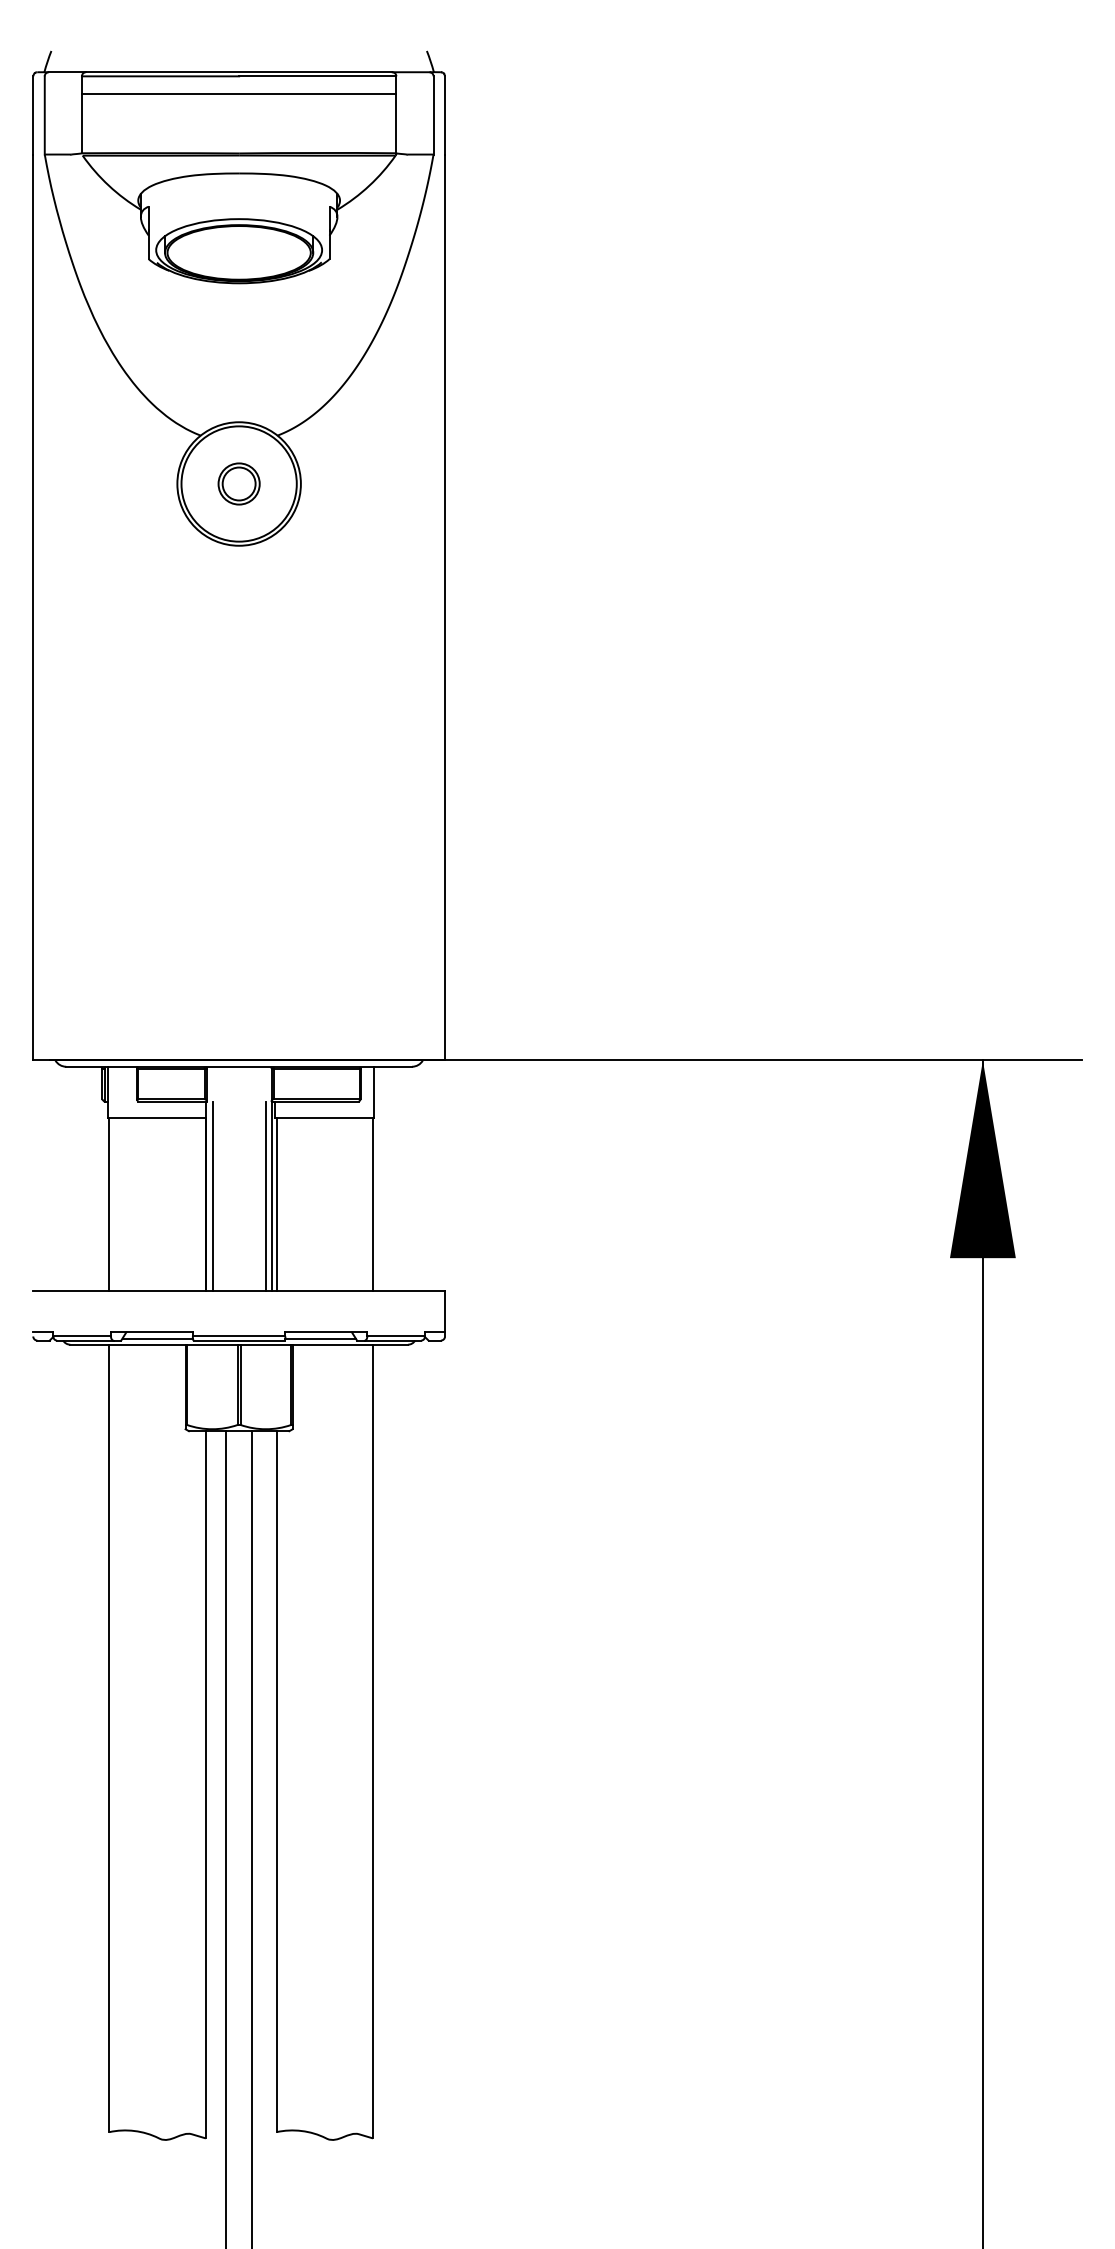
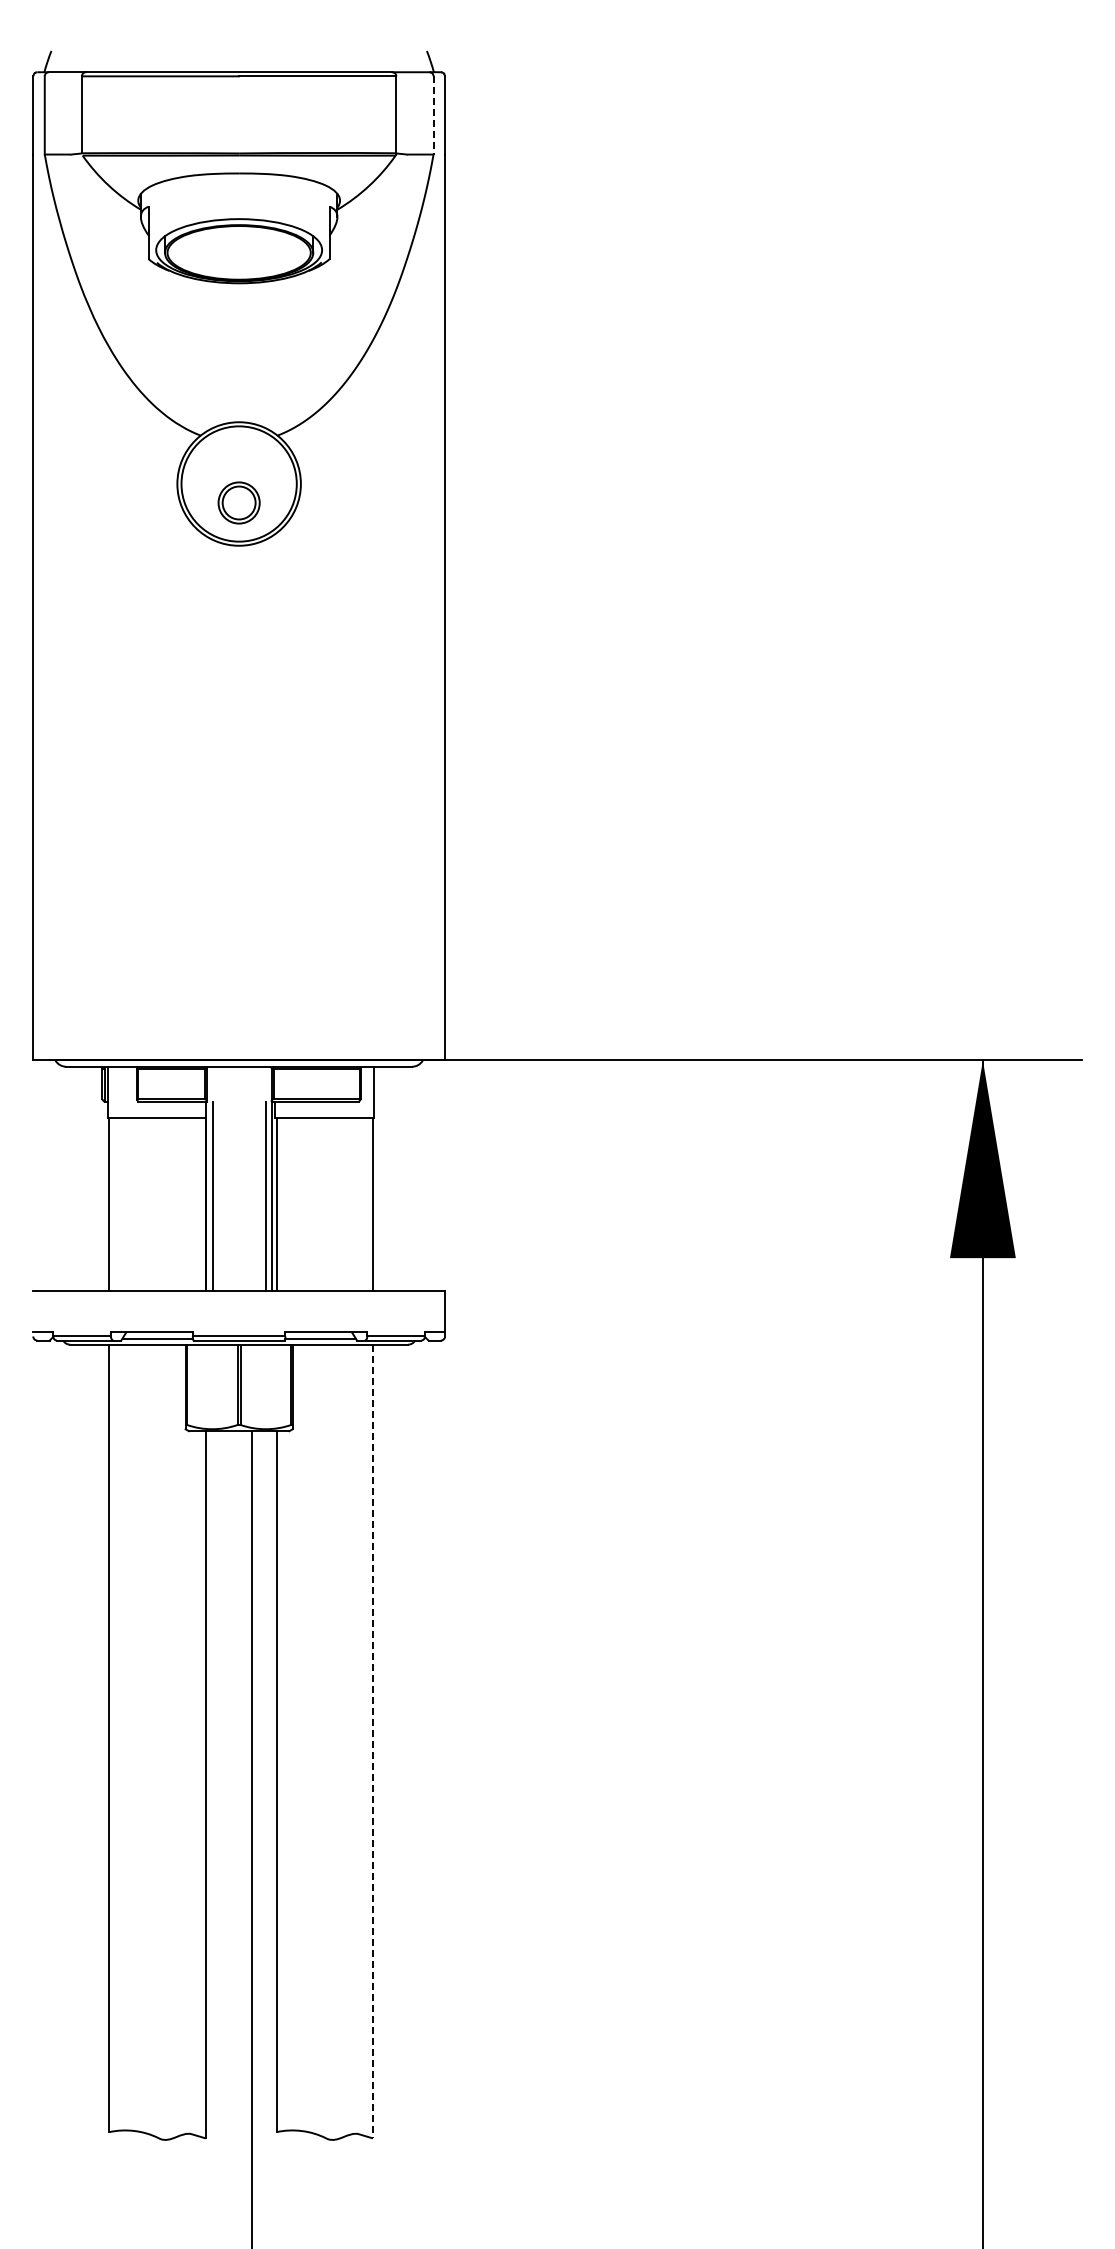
line: present -> none (238, 93)
line: solid -> dashed (433, 115)
part position: (238, 483) -> (238, 502) (238, 502)
line: solid -> dashed (372, 1741)
line: present -> none (225, 1838)
